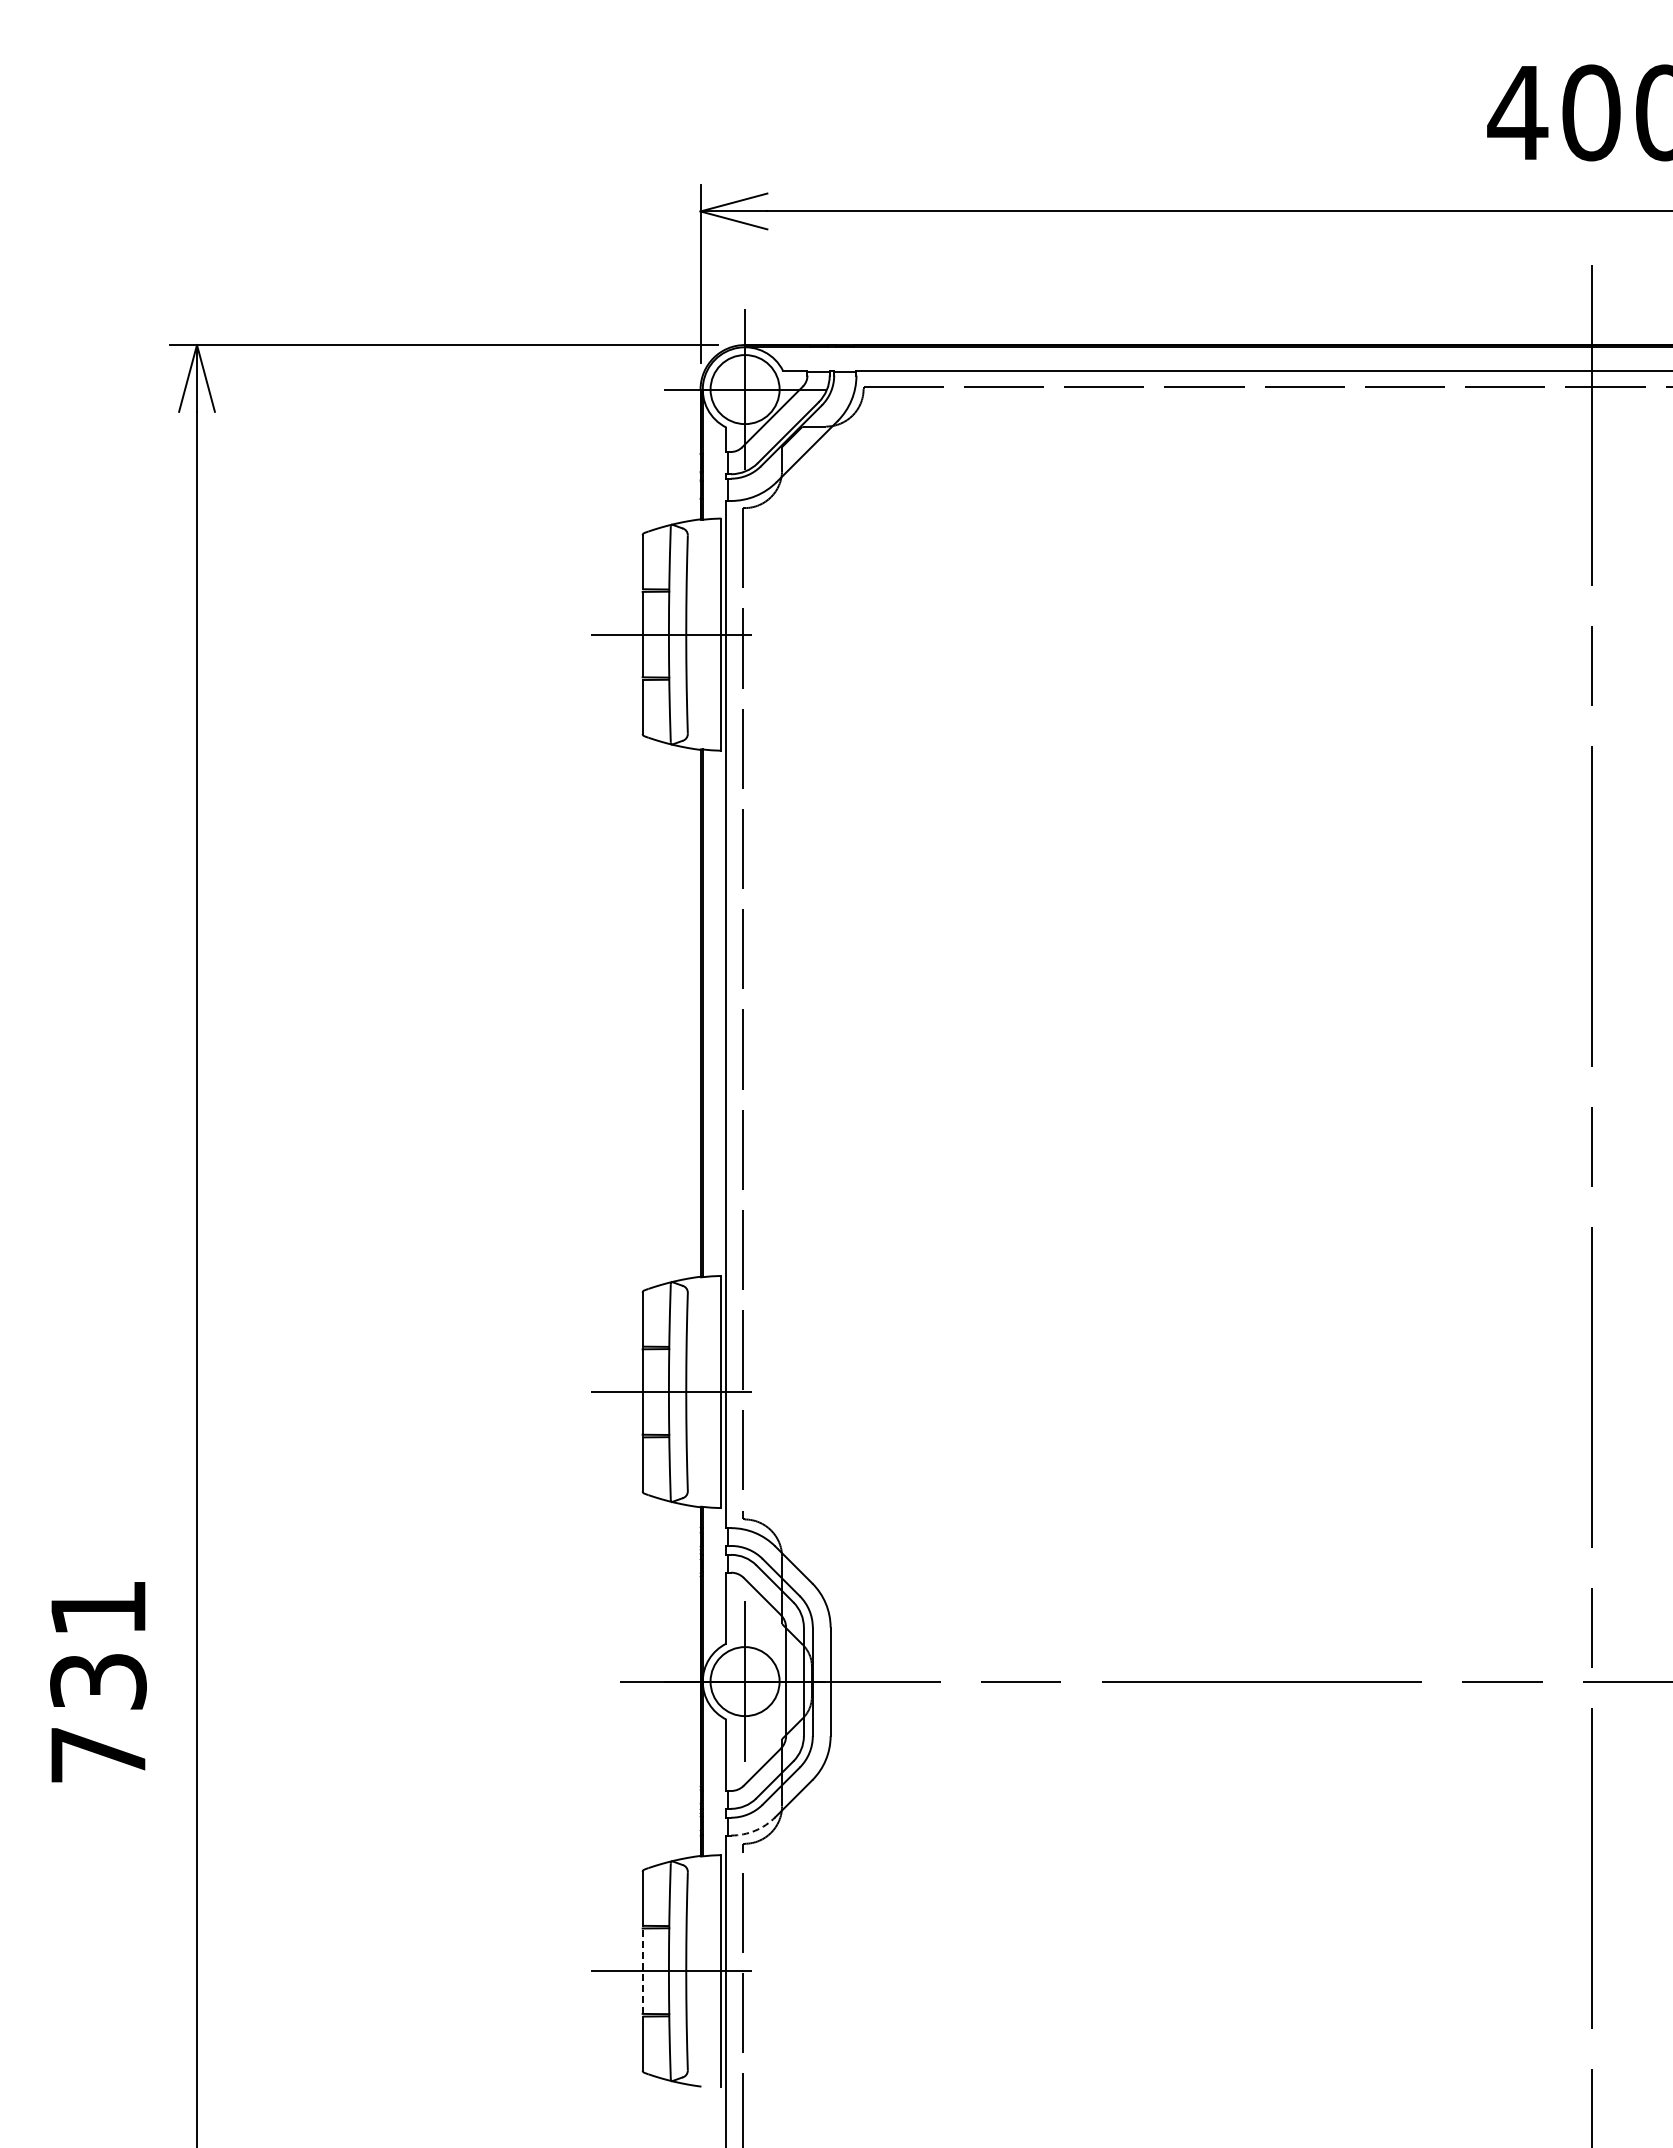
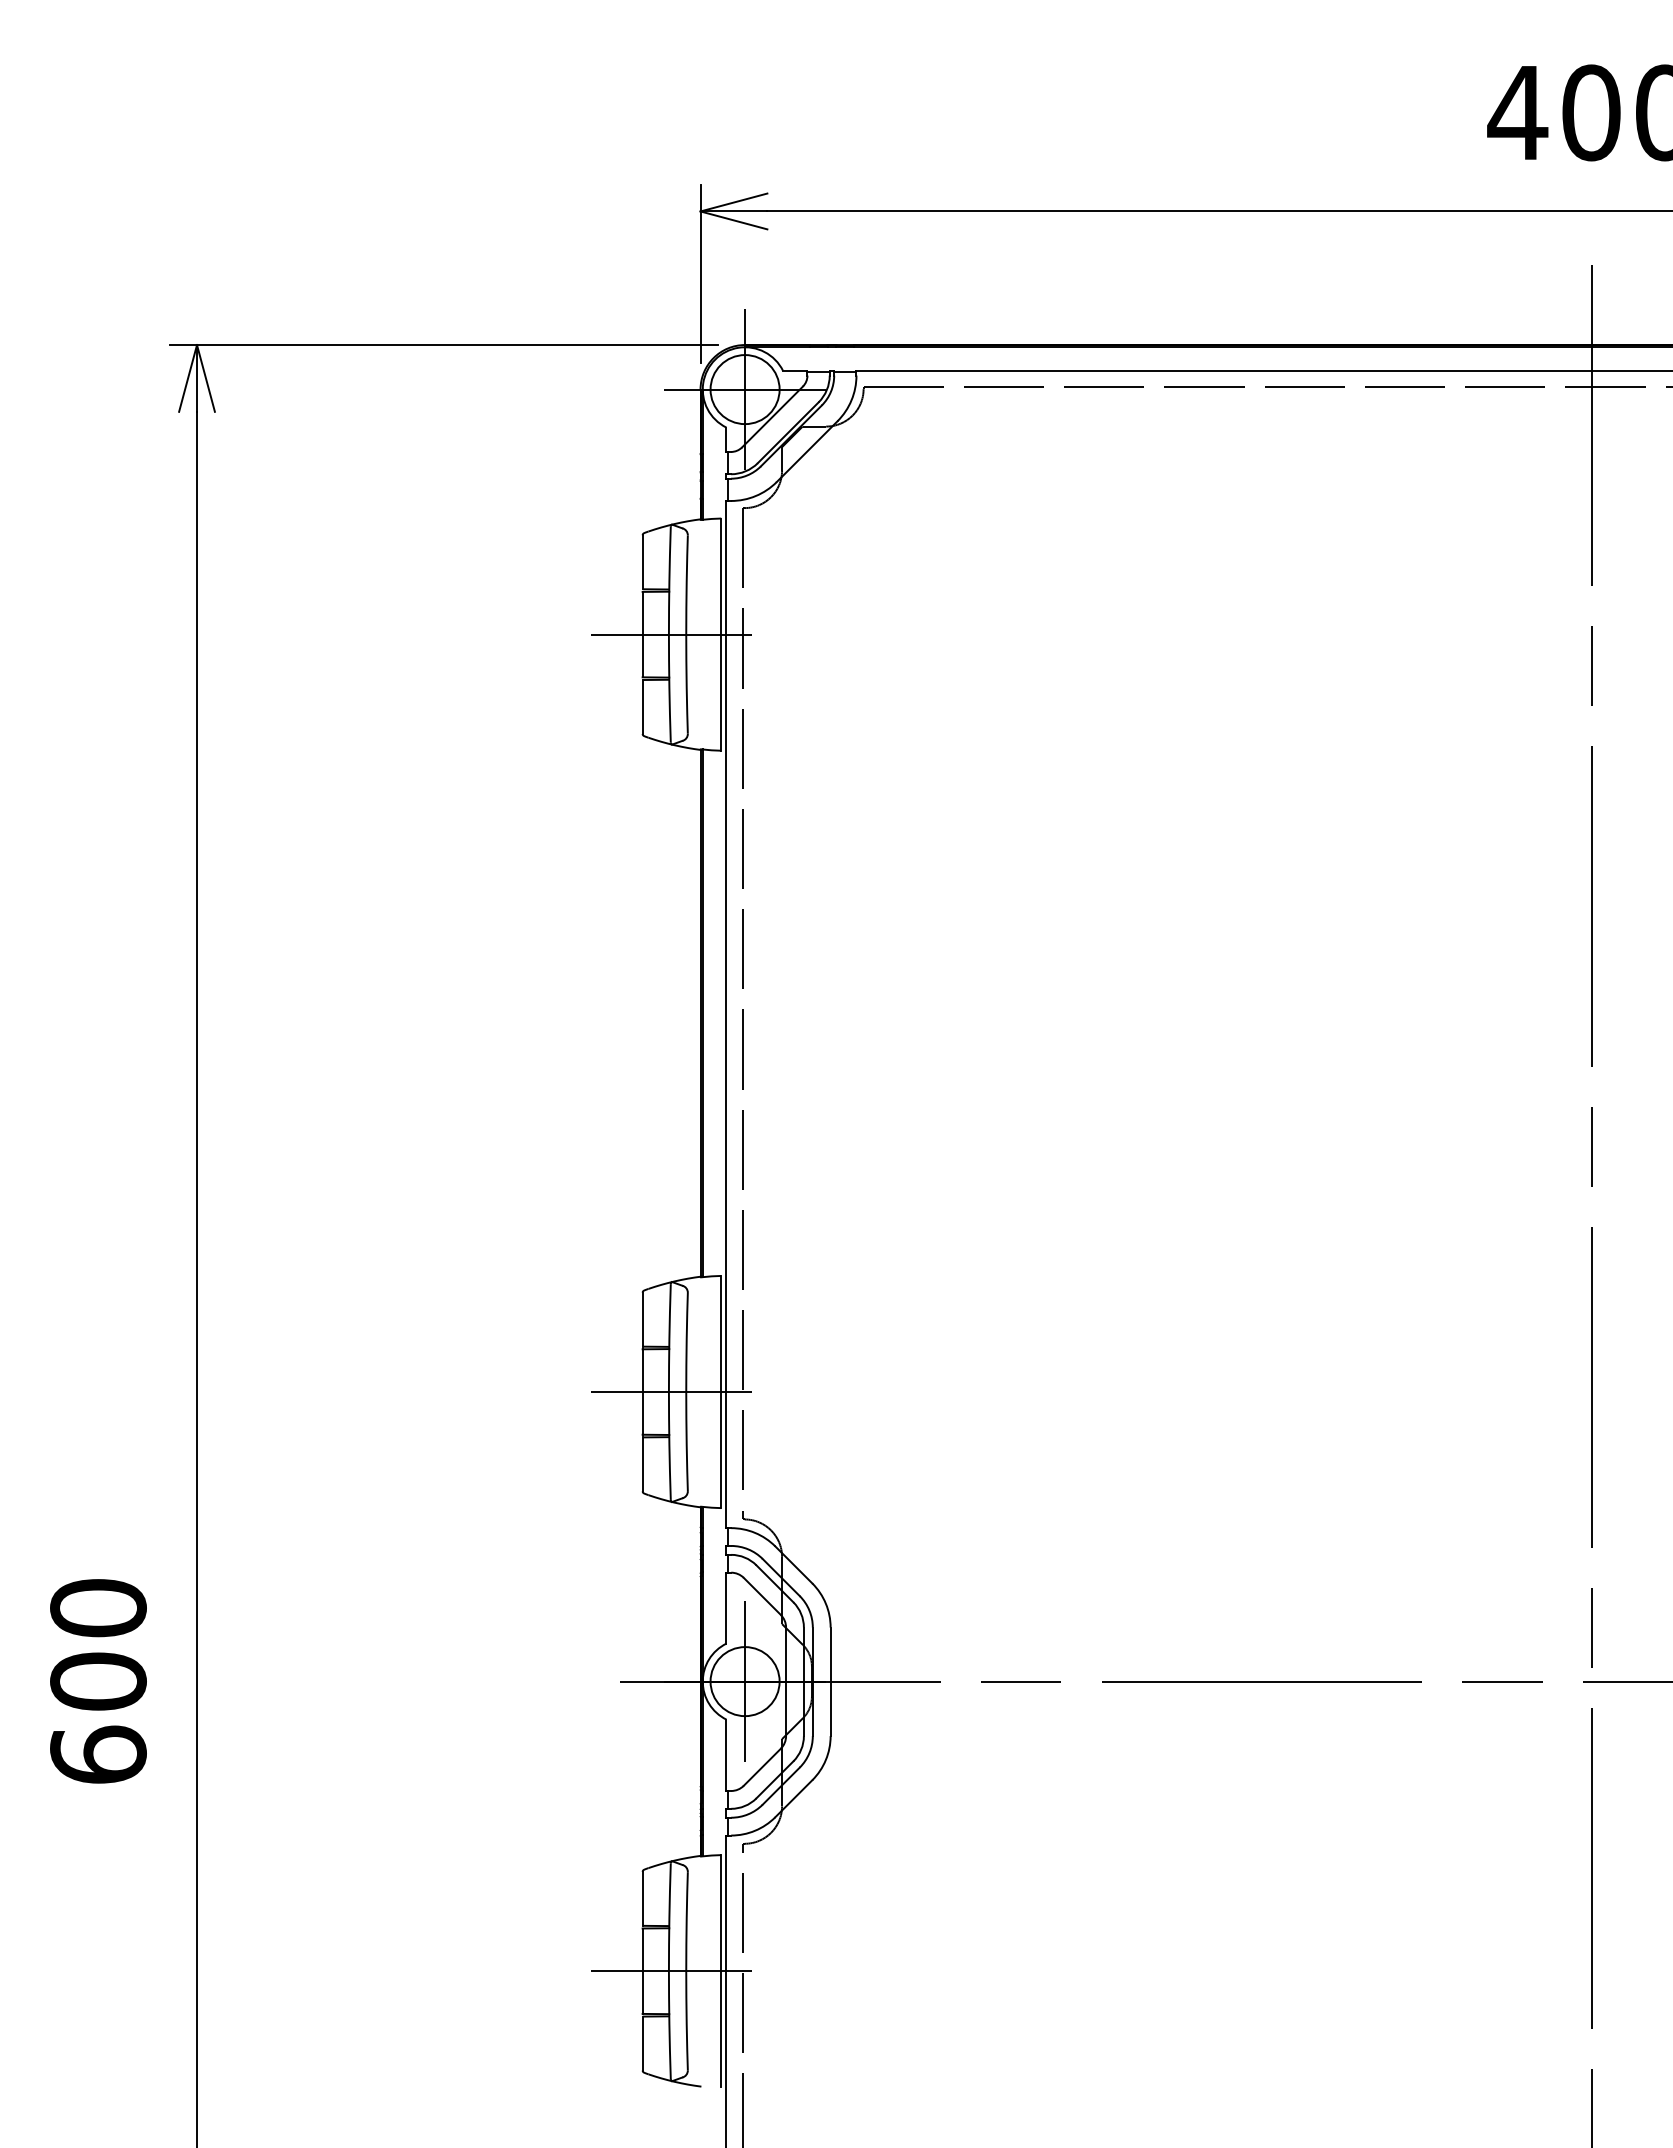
text: 731 -> 600 (98, 1681)
arc: dashed -> solid (755, 1830)
line: dashed -> solid (642, 1971)
